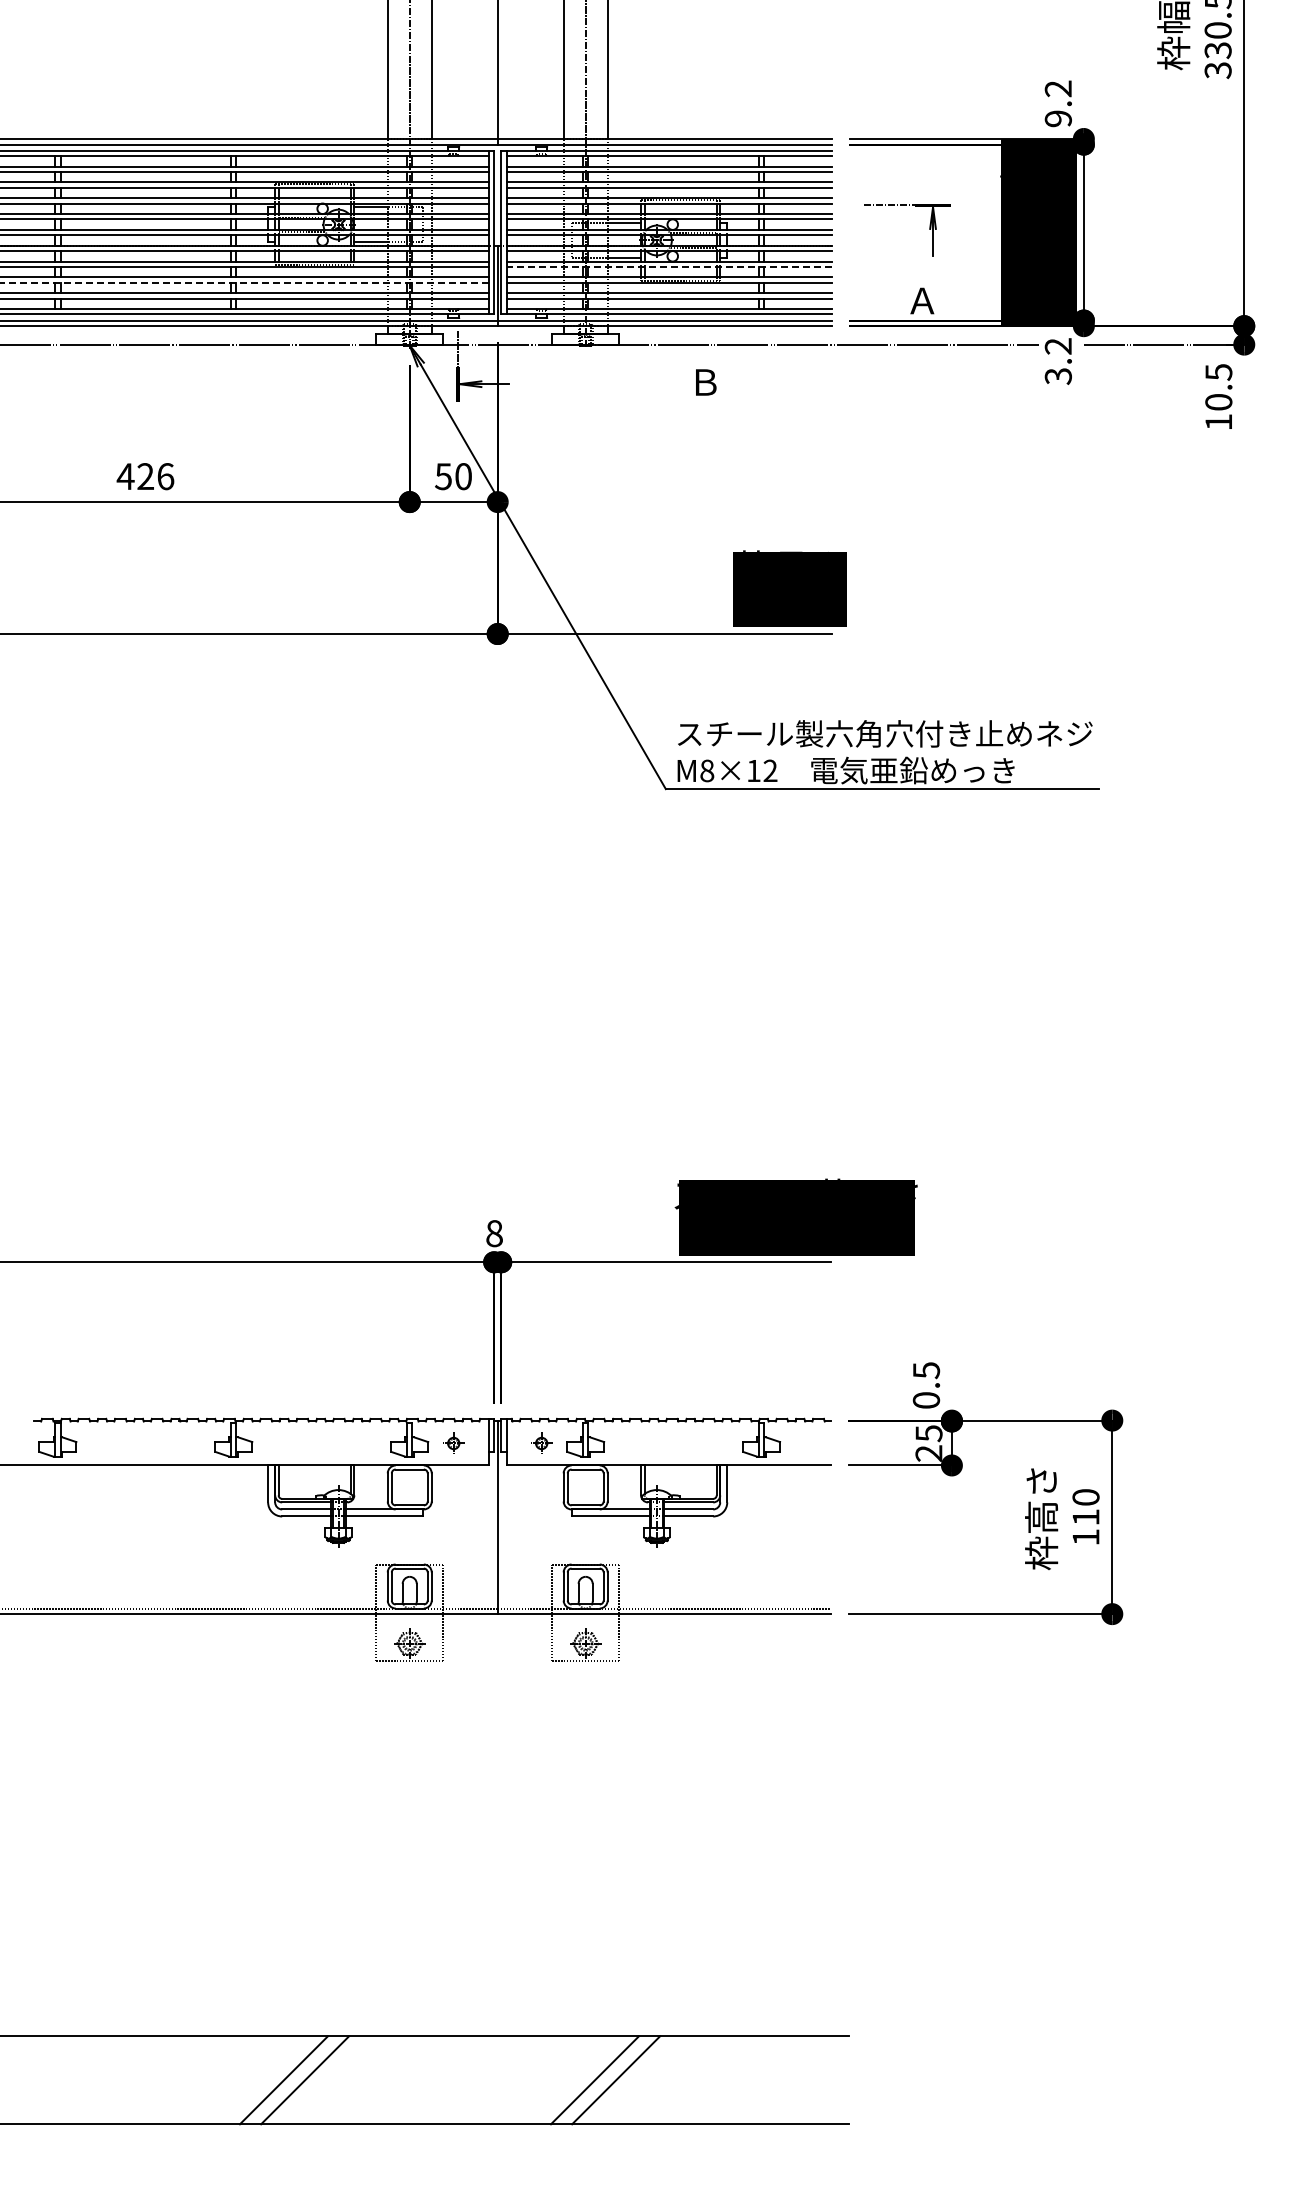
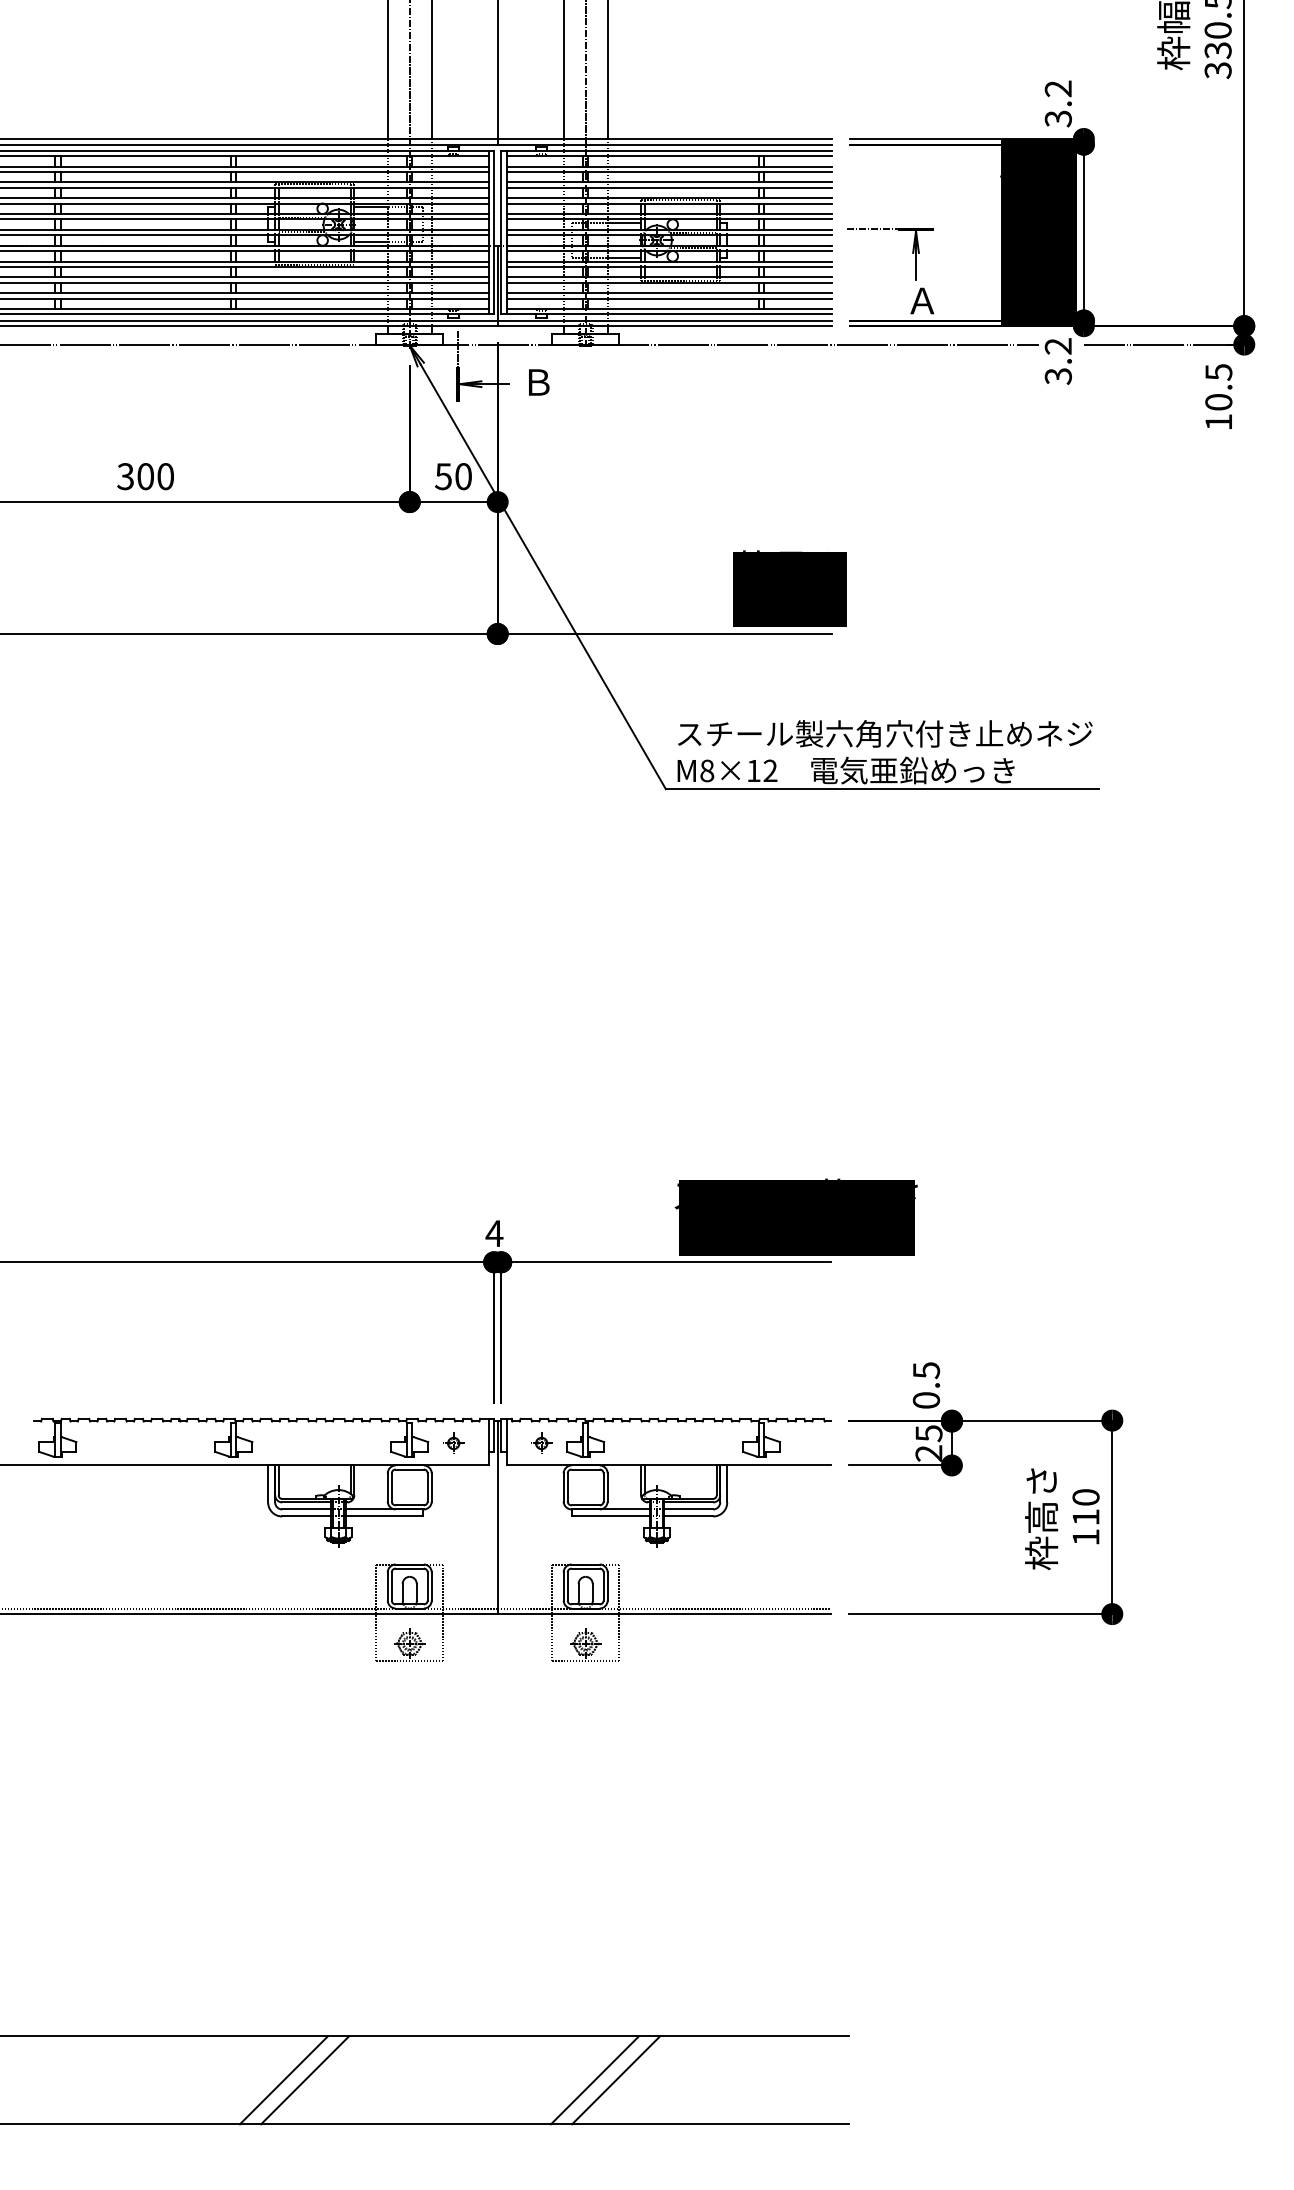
text: 9.2 -> 3.2 (1058, 118)
part position: (929, 229) -> (912, 253) (912, 253)
line: dashed -> solid (669, 266)
line: dashed -> solid (243, 282)
text position: (706, 382) -> (539, 382) (539, 382)
text: 426 -> 300 (145, 476)
text: 8 -> 4 (494, 1233)
